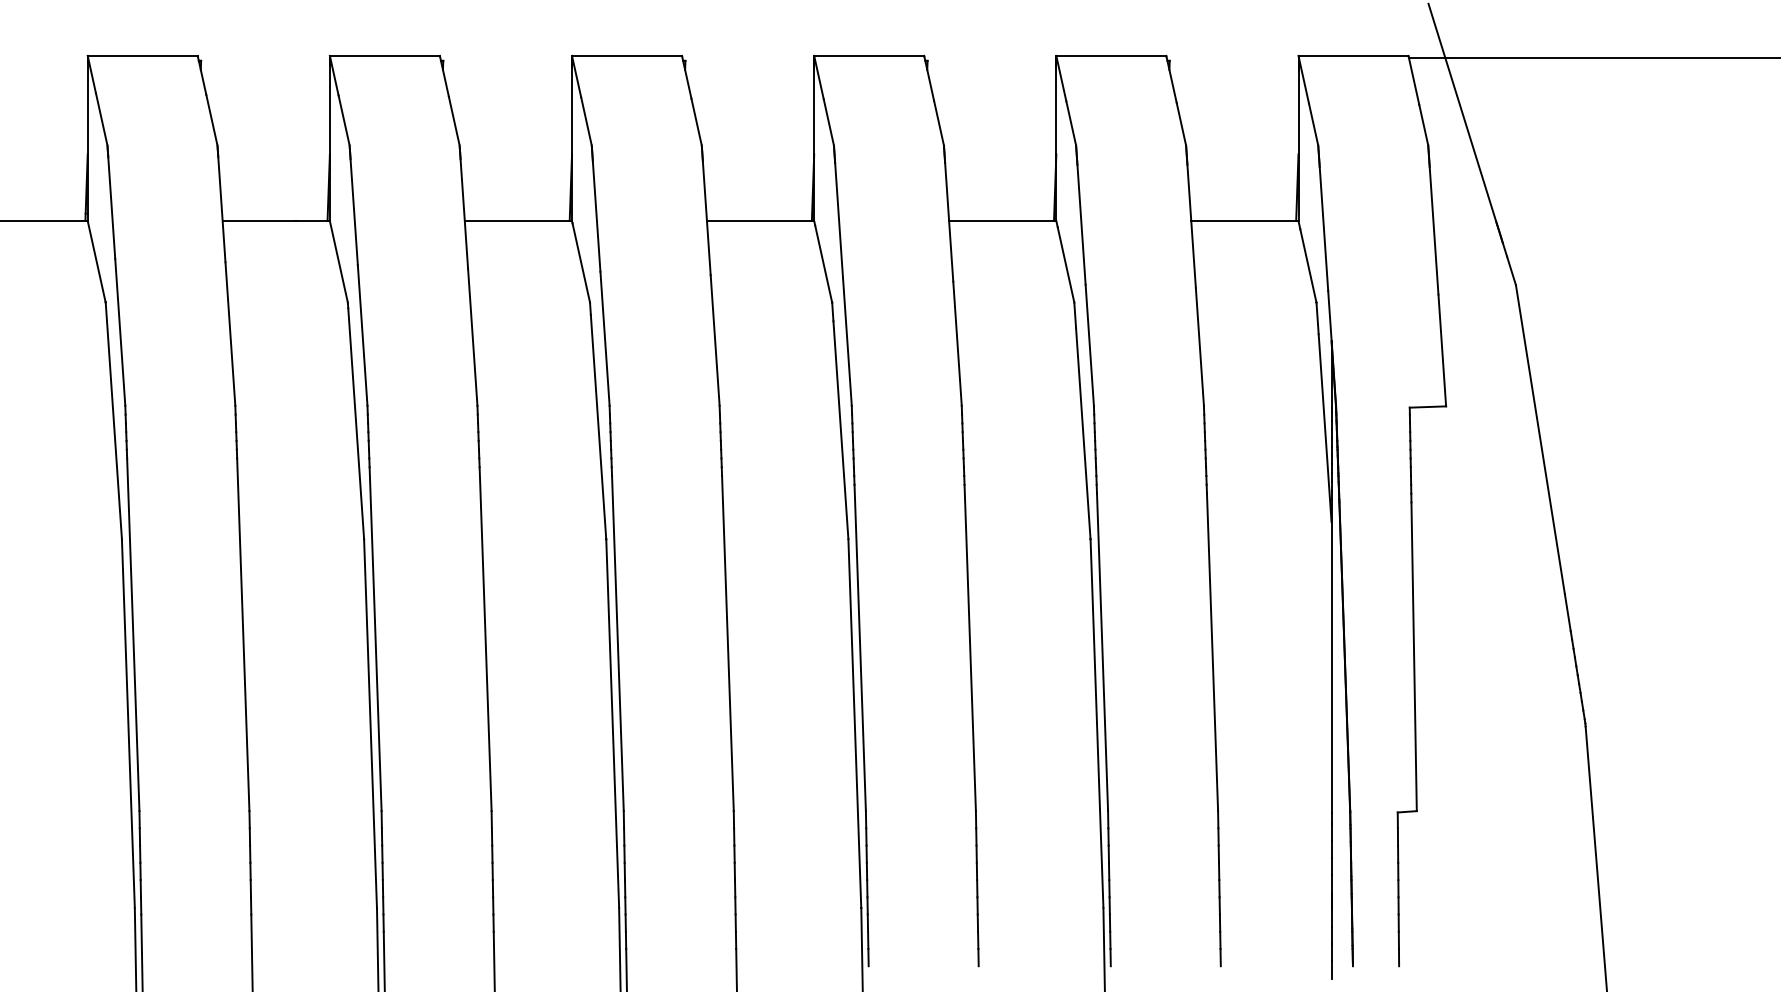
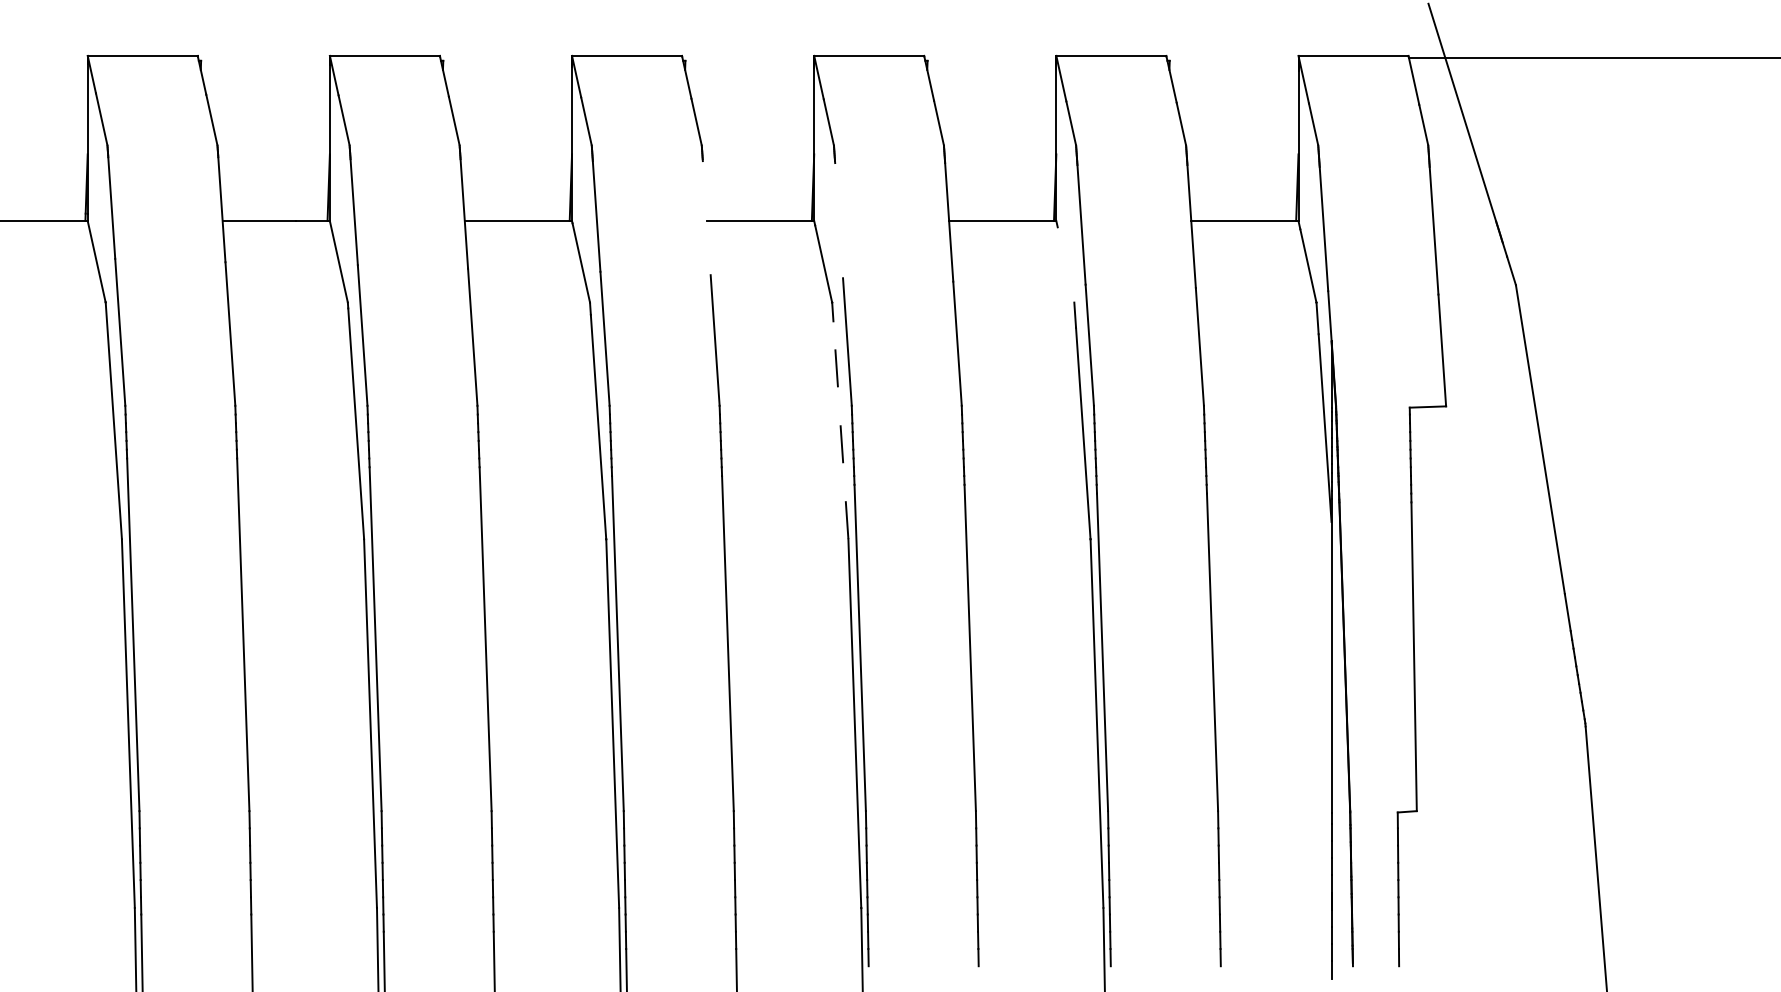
line: present -> none (706, 218)
line: present -> none (839, 220)
line: present -> none (1065, 264)
line: solid -> dashed (840, 429)
